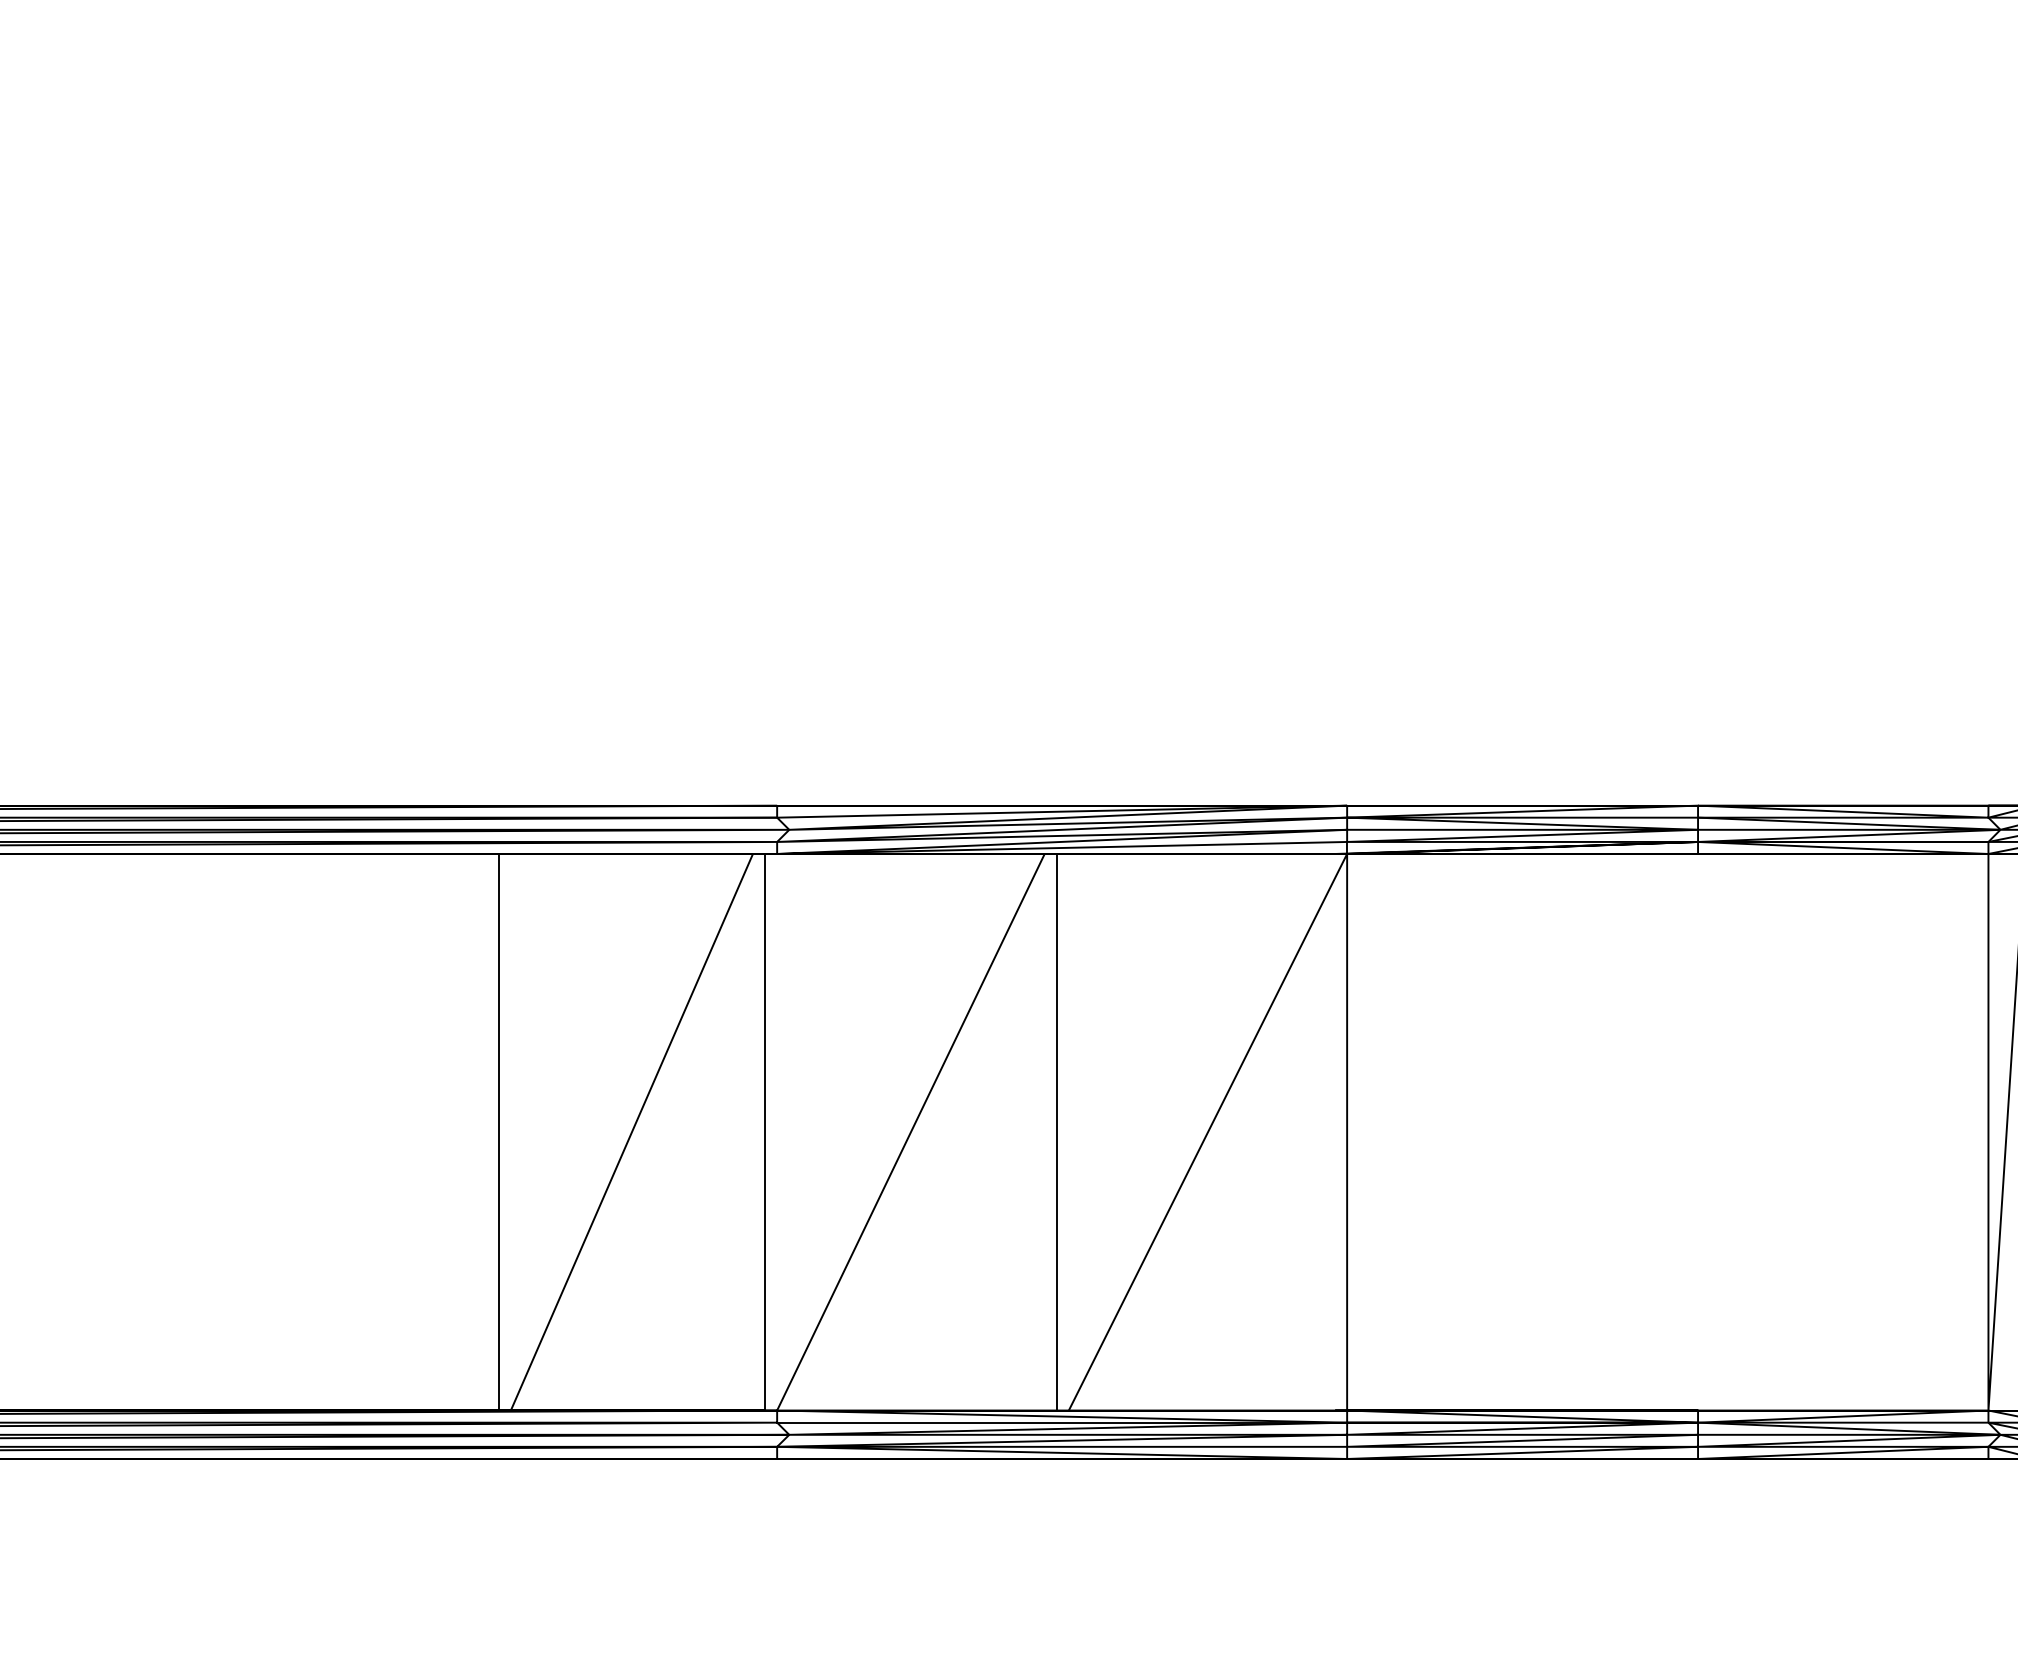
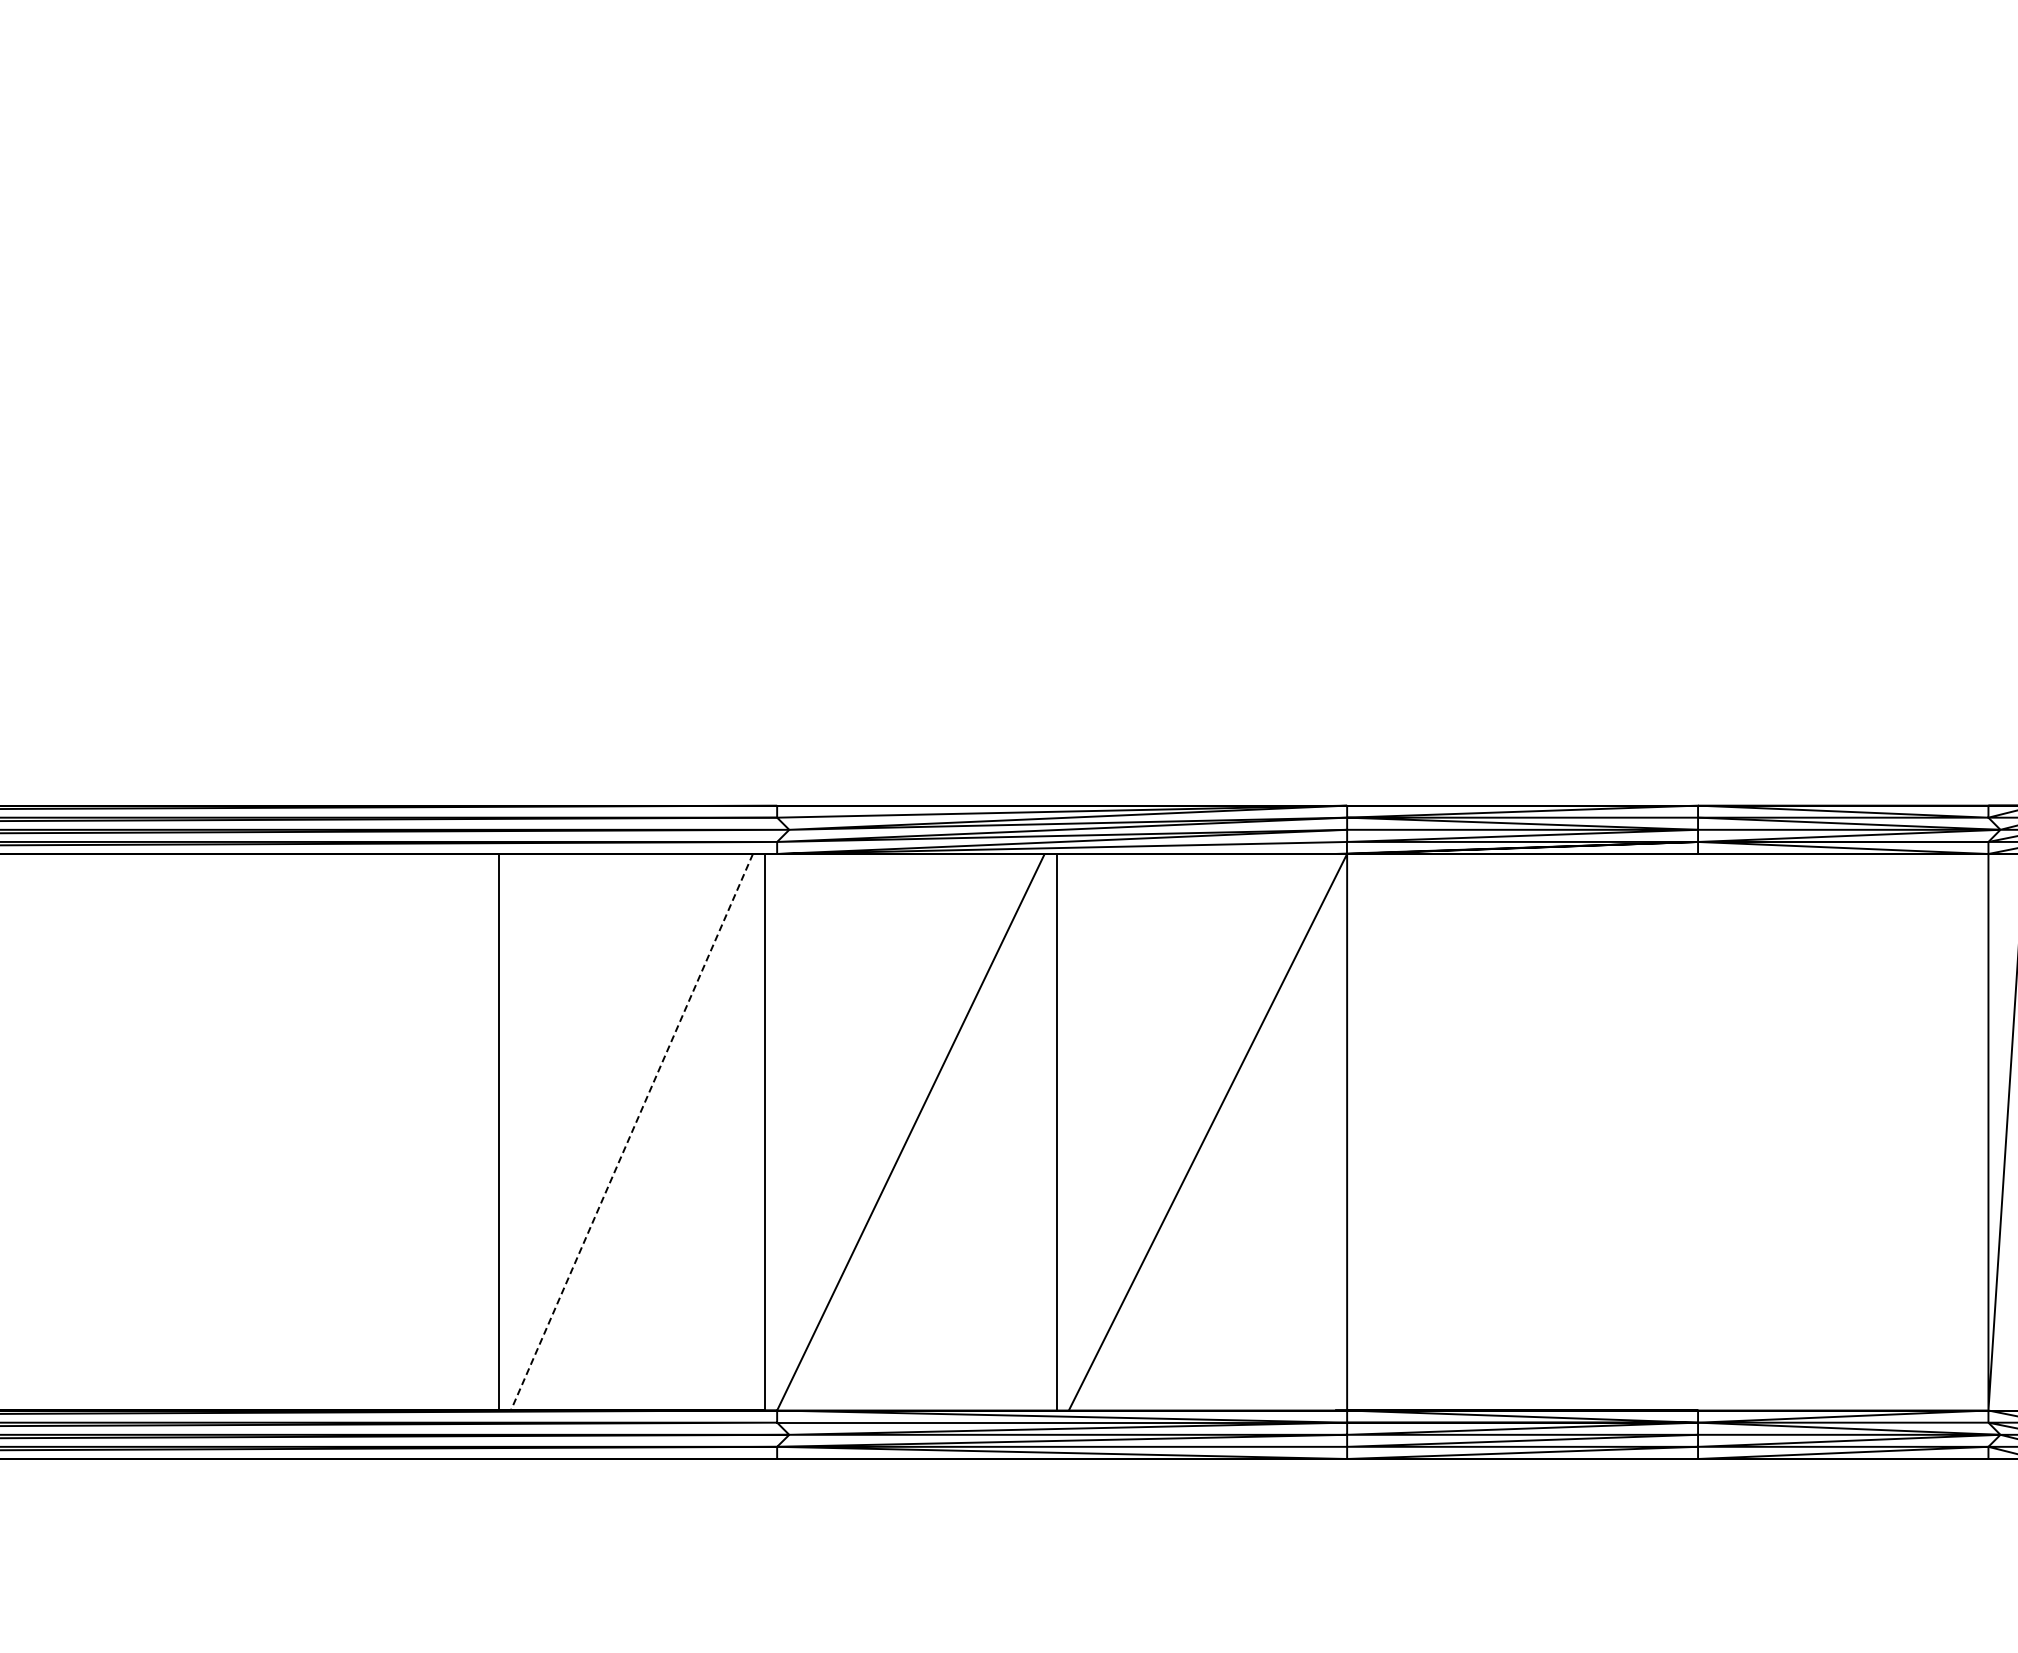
line: solid -> dashed (631, 1132)
